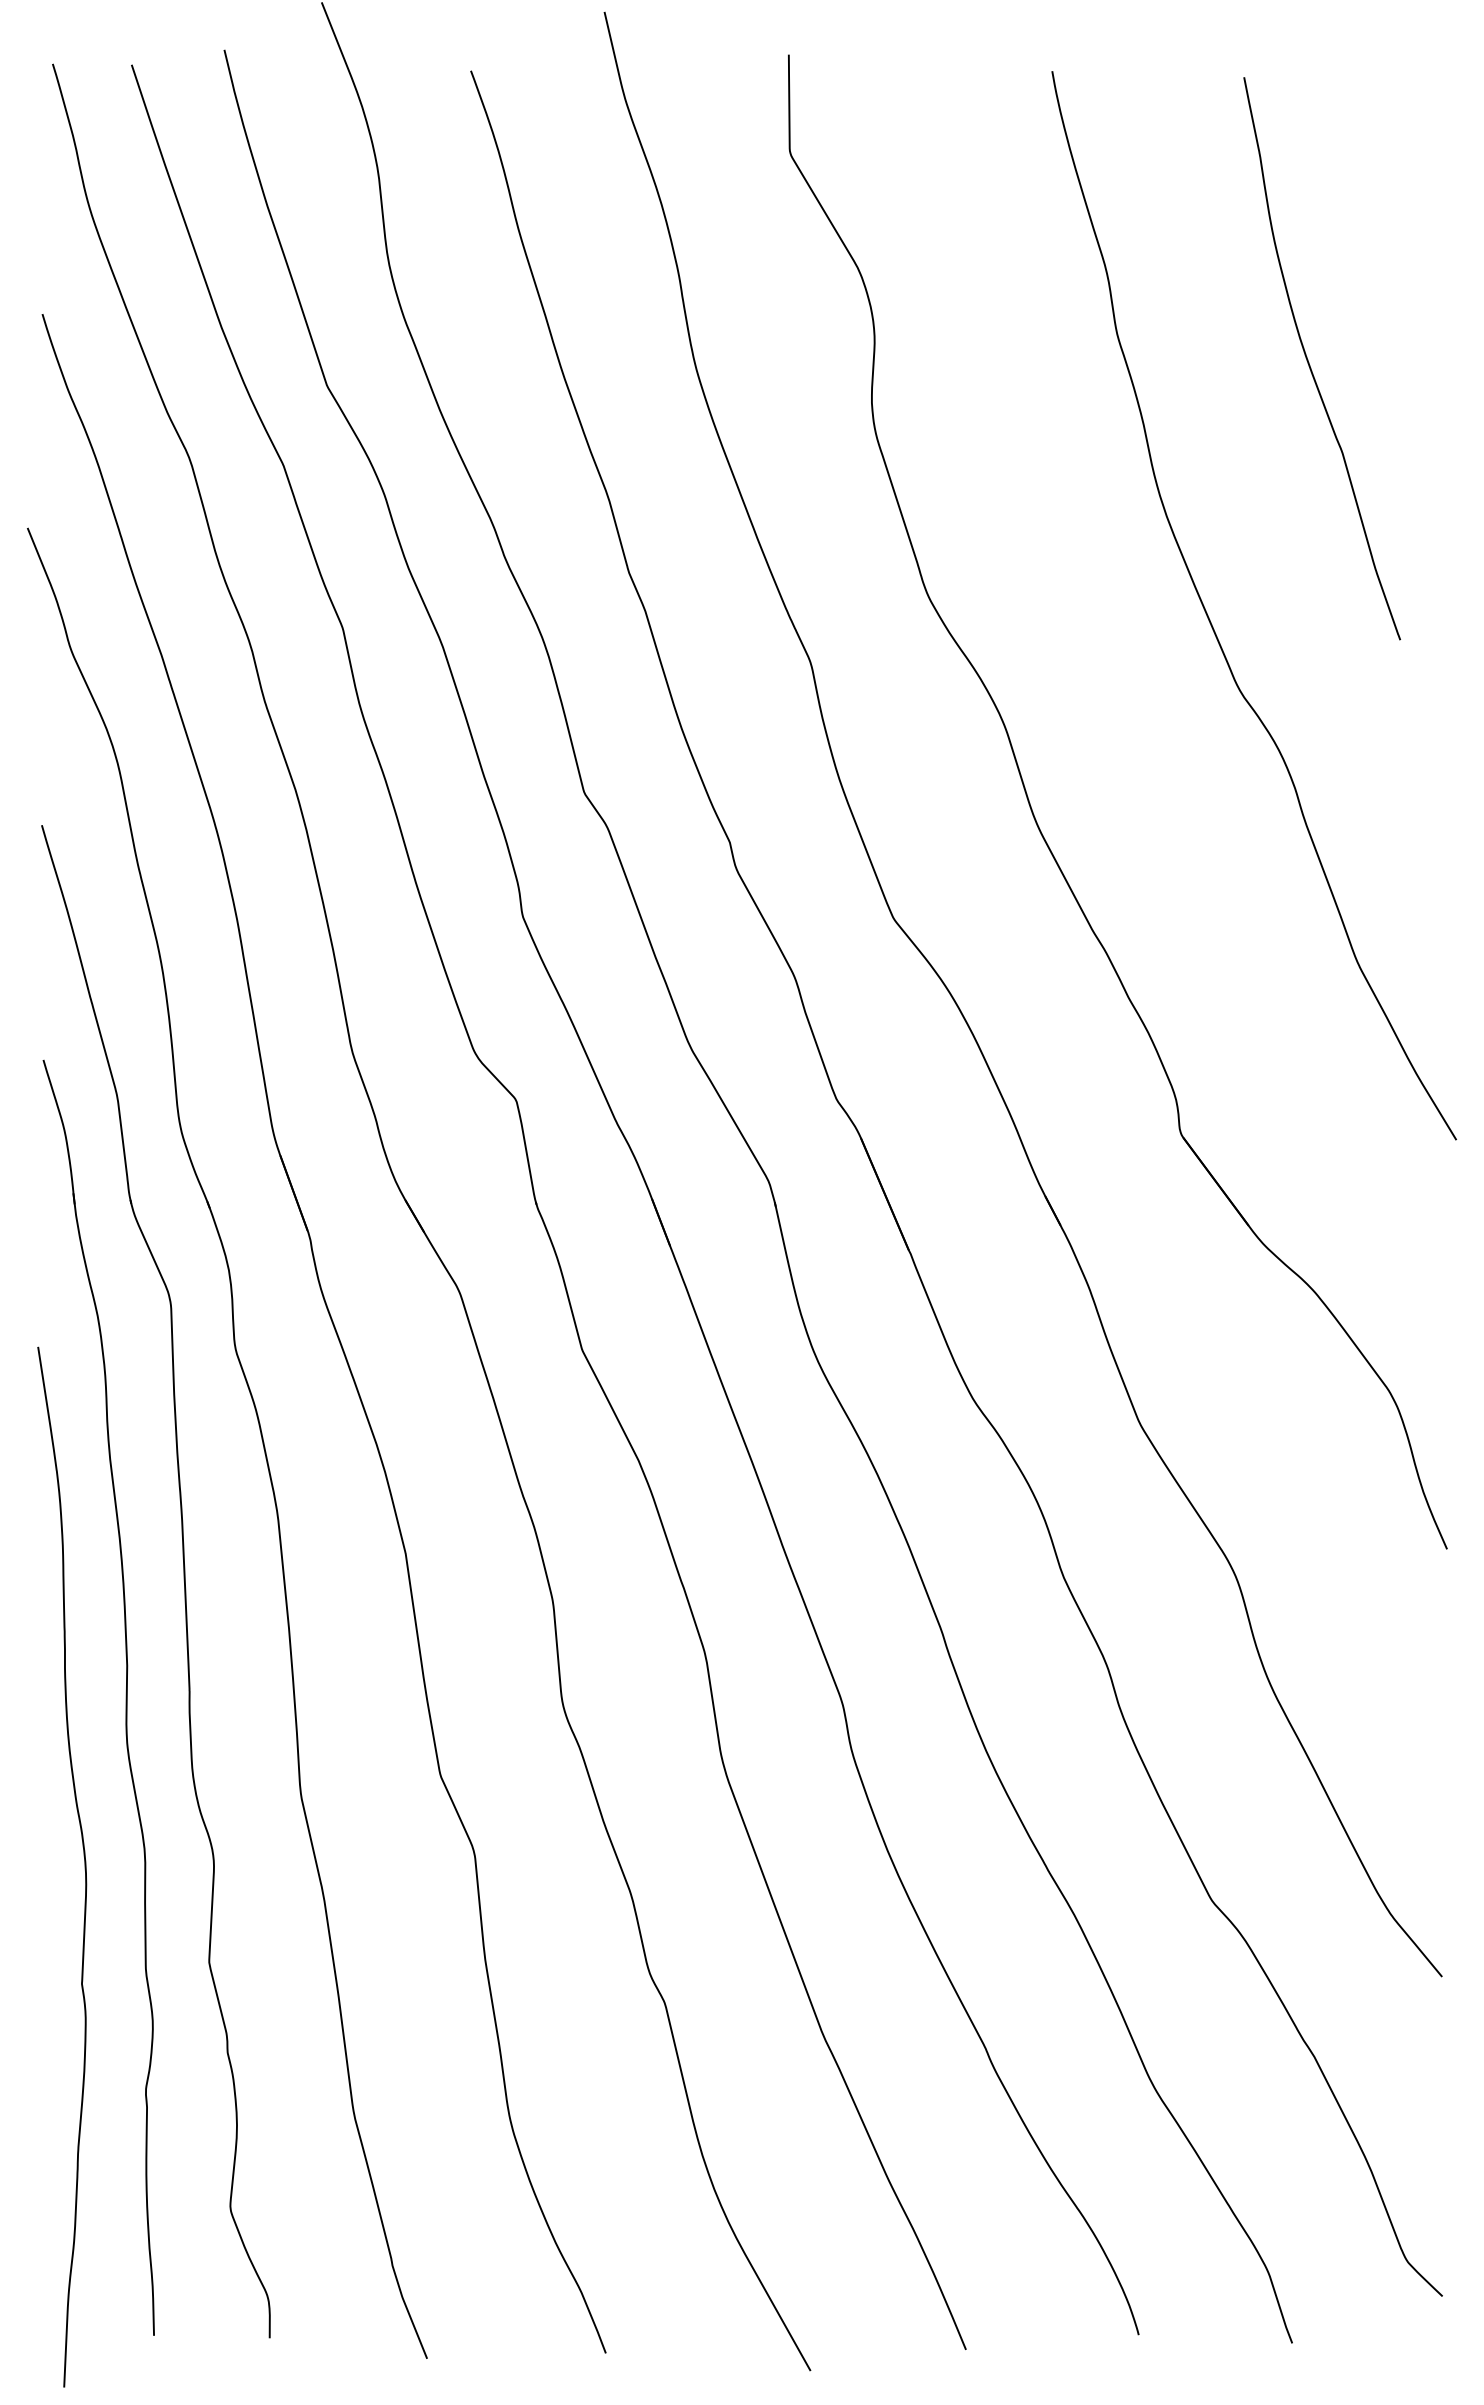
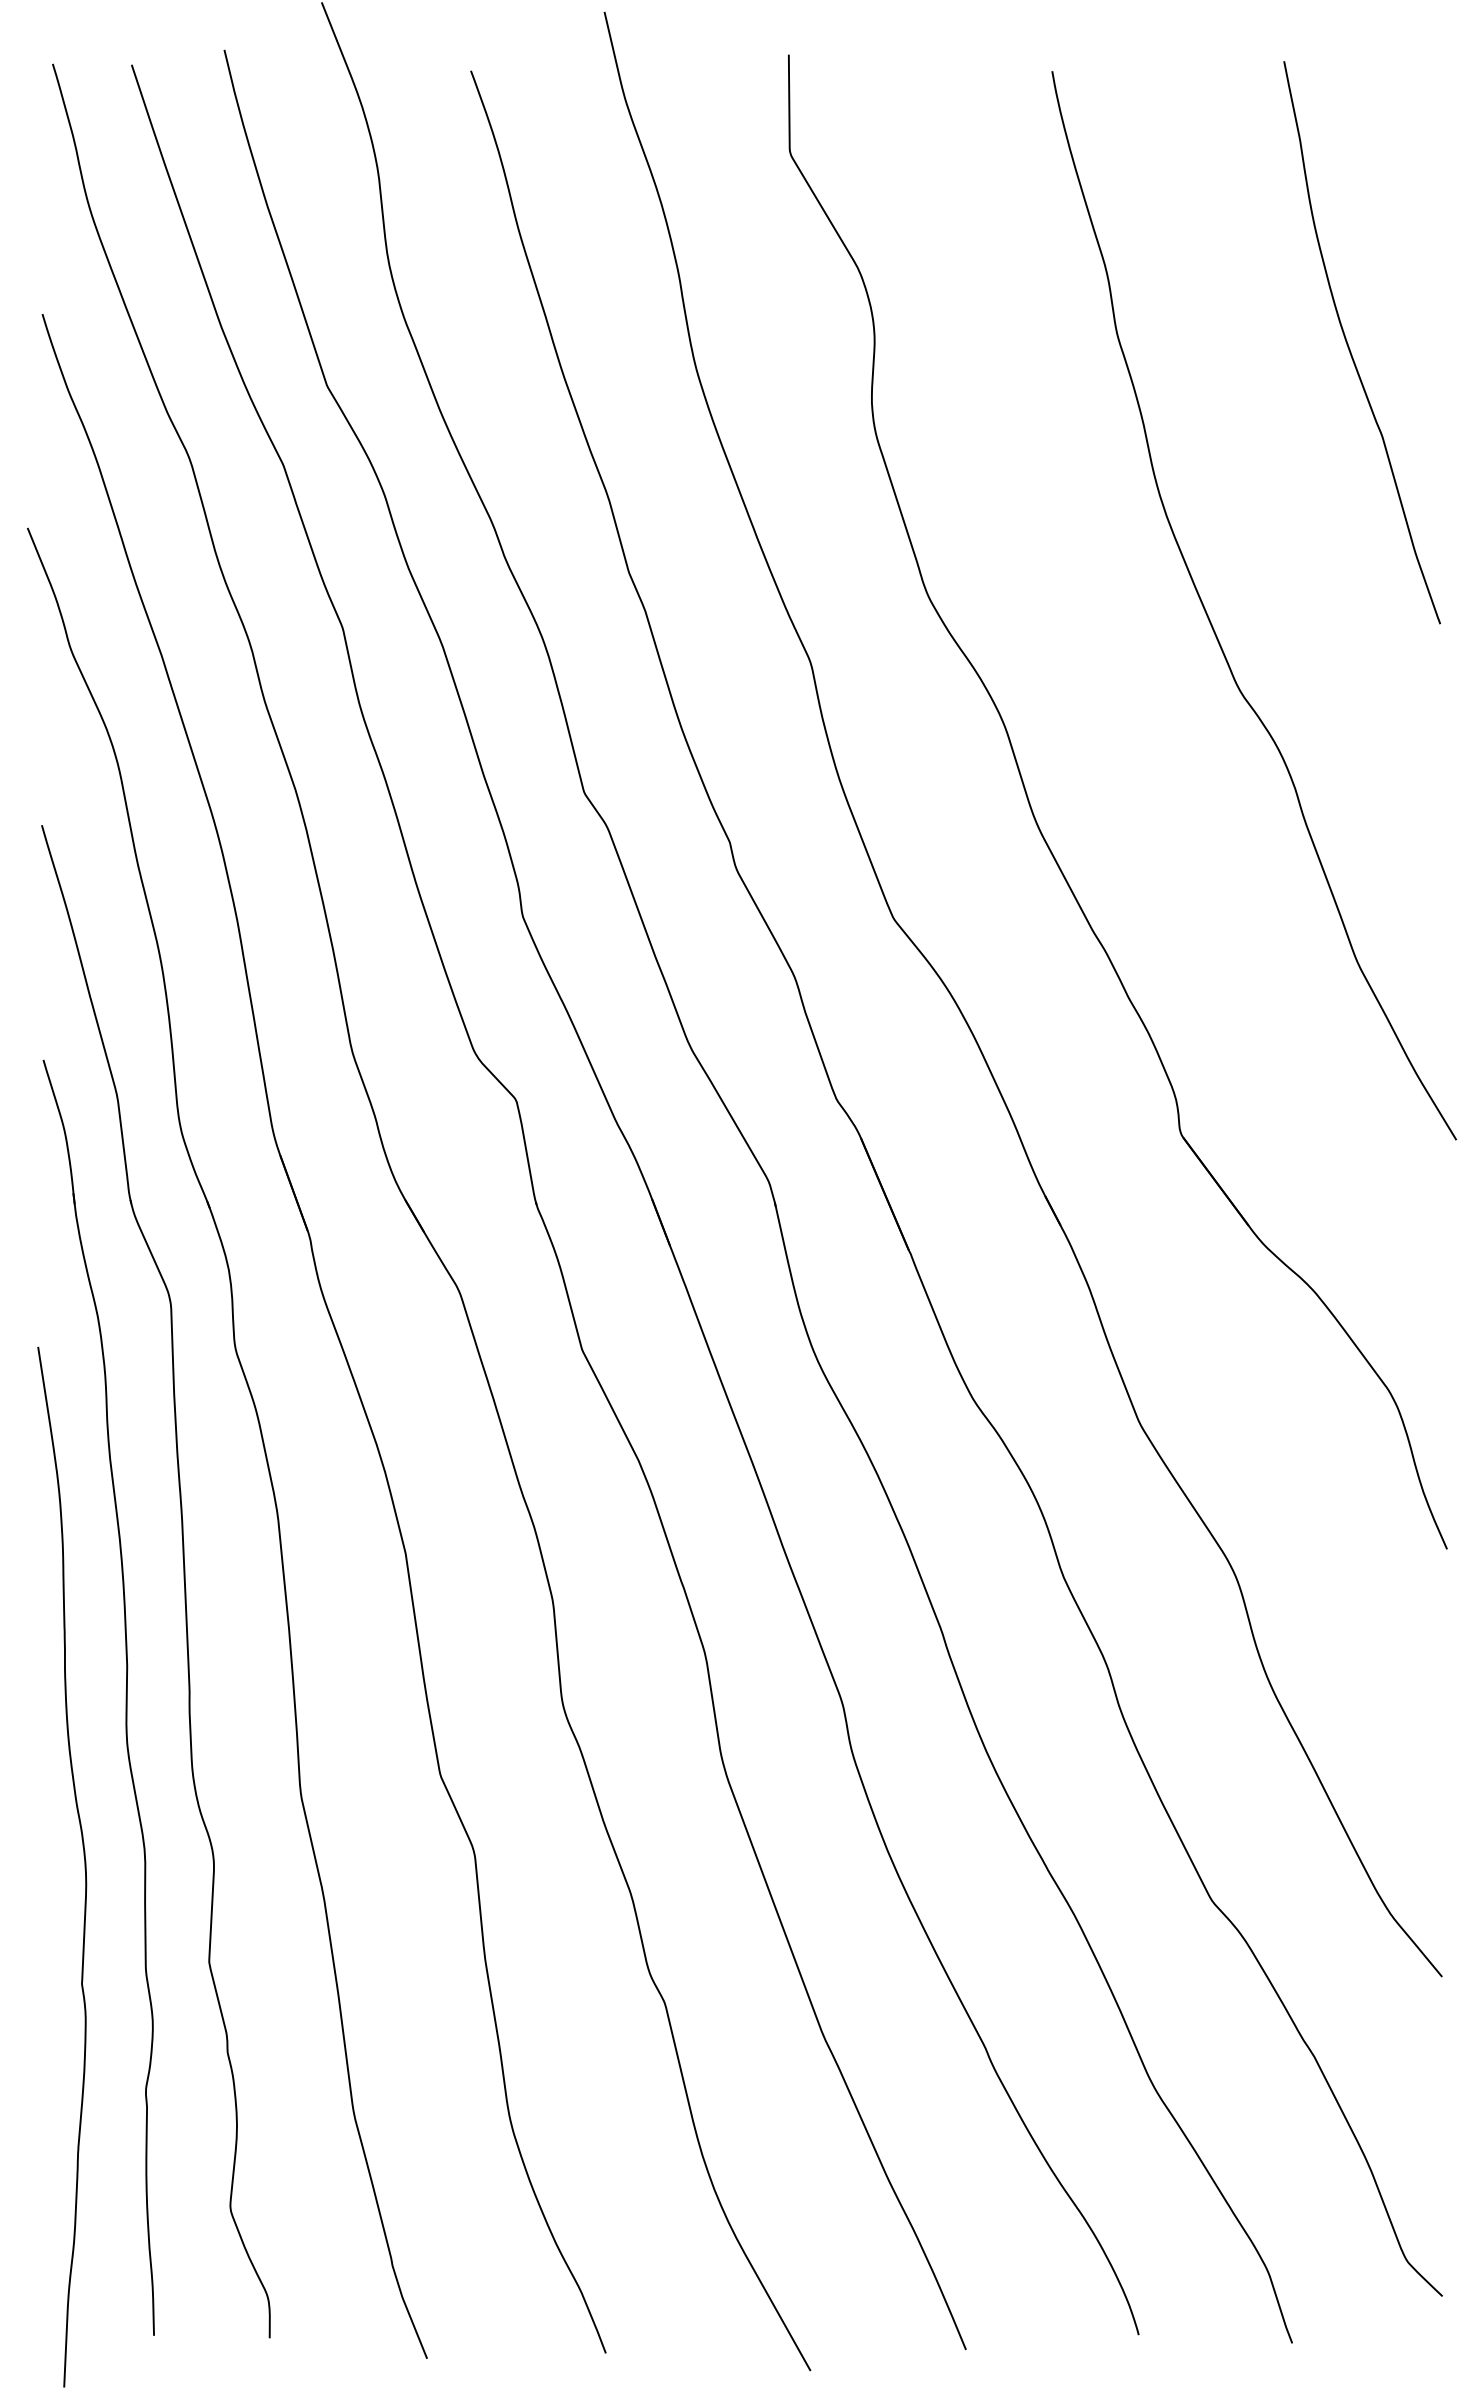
curve position: (1309, 362) -> (1349, 346) (1349, 346)
